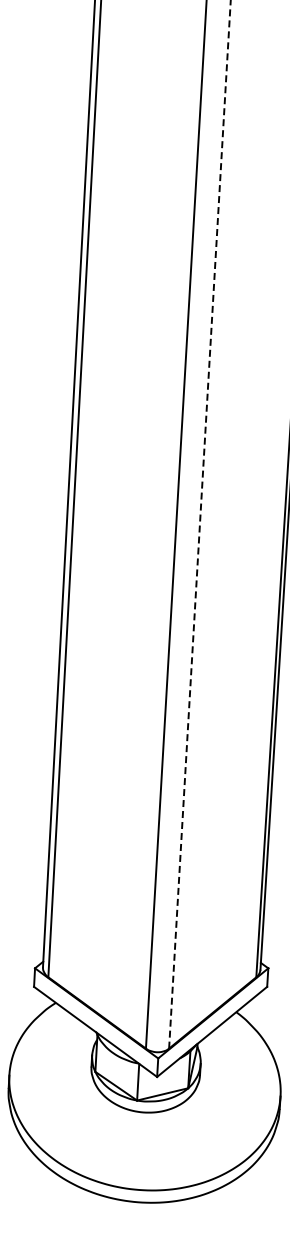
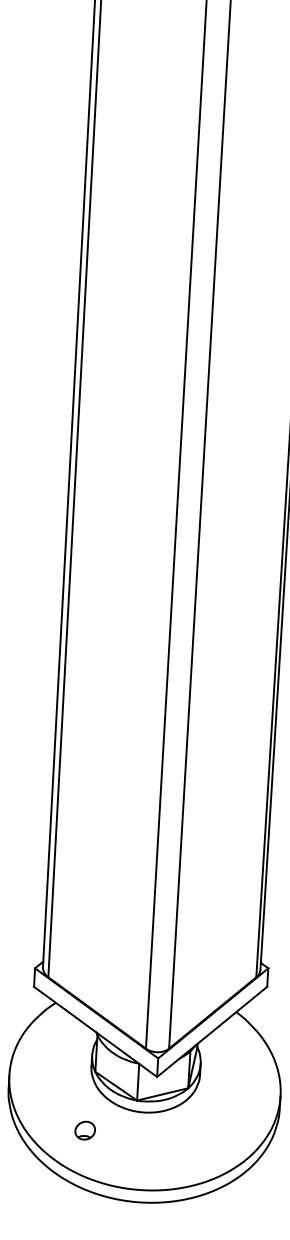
line: dashed -> solid (199, 523)
part: none -> present (84, 1130)
